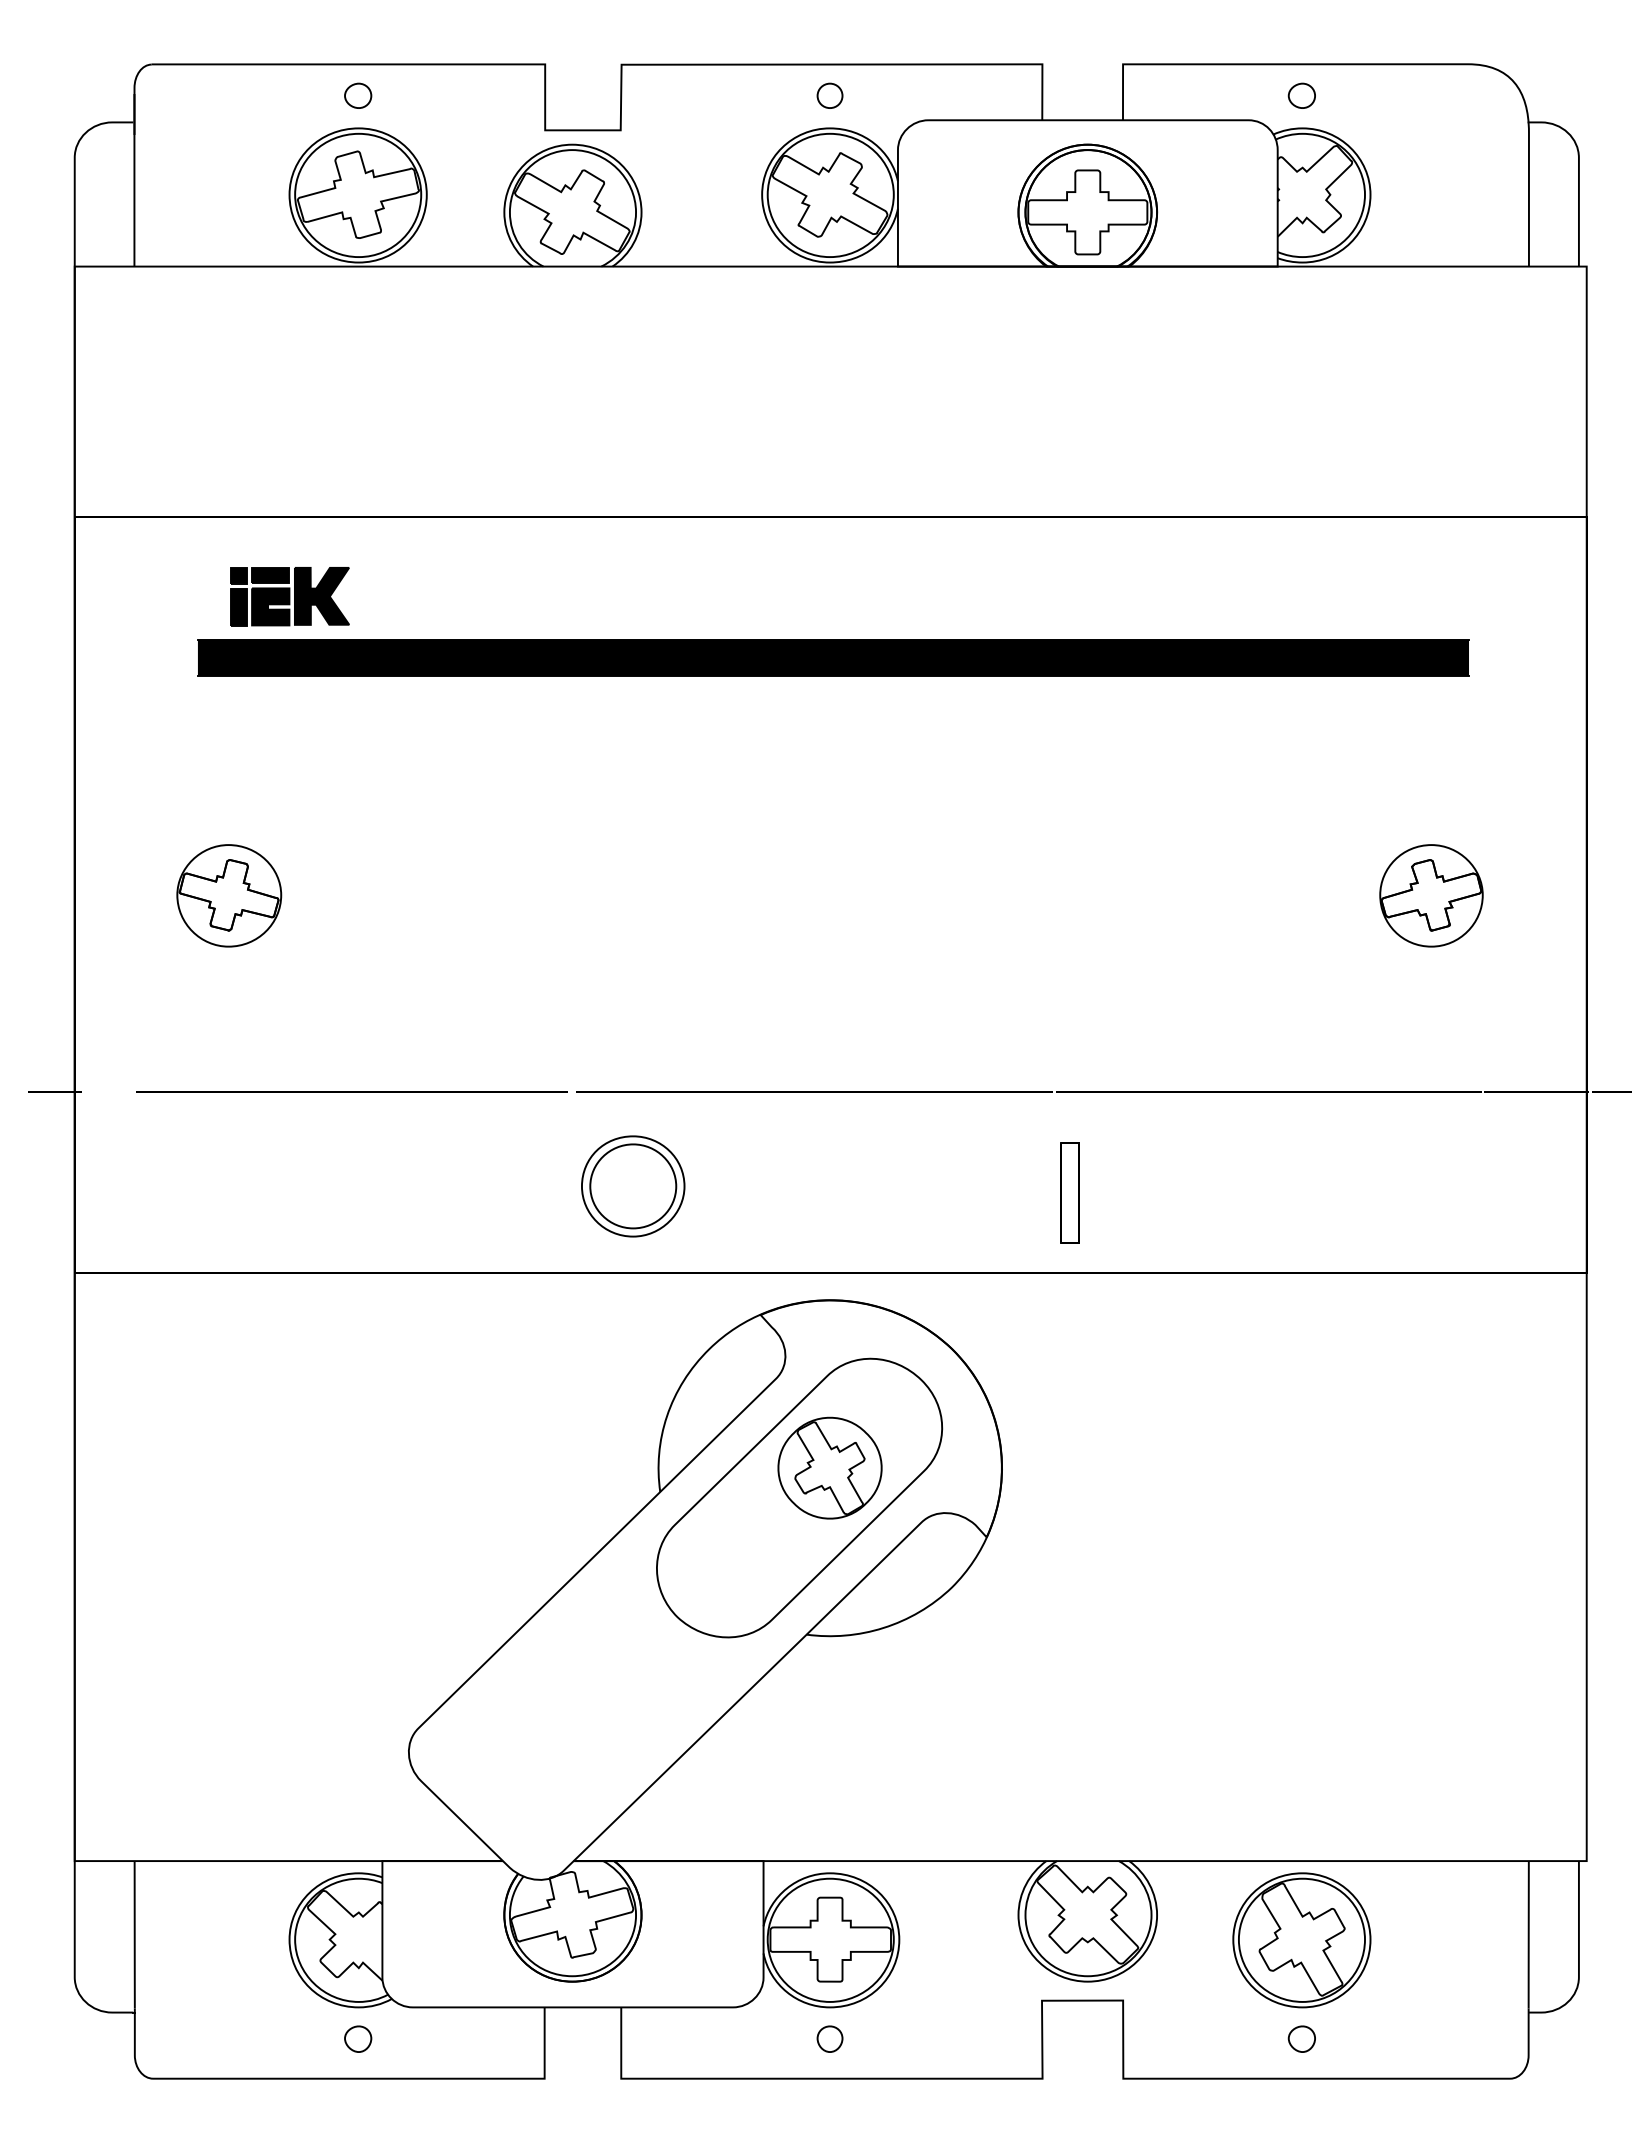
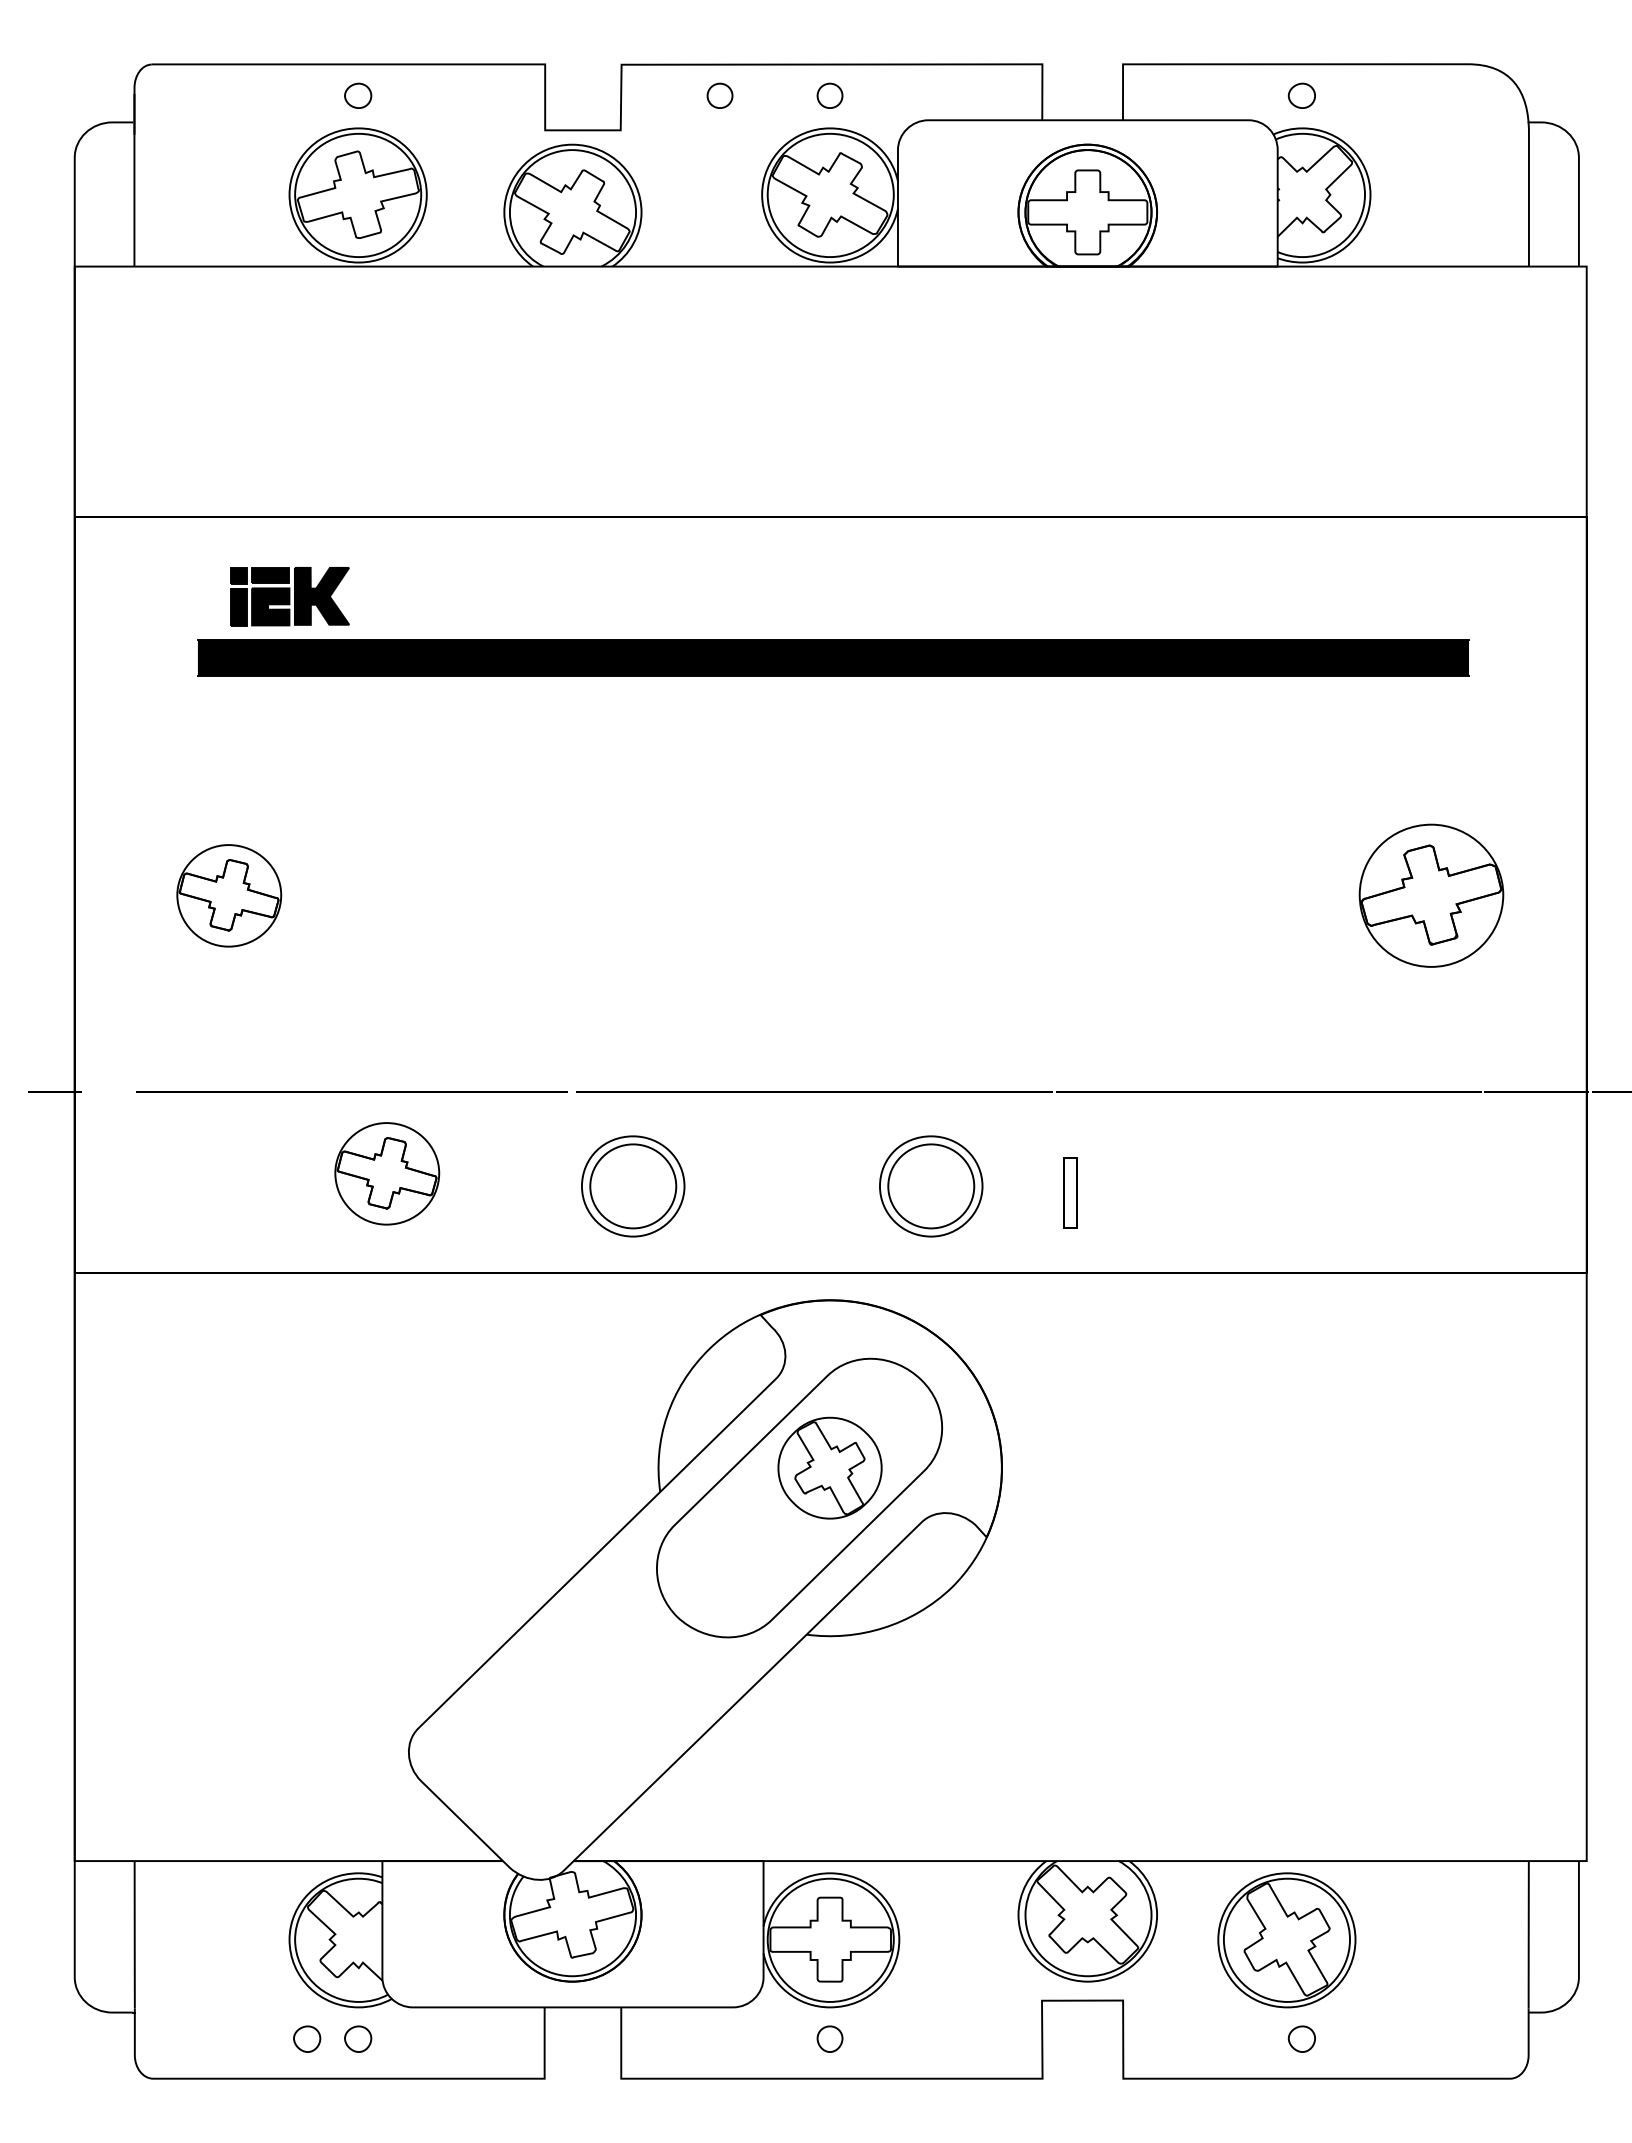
part: none -> present (719, 95)
part size: 105x104 px -> 147x145 px (1431, 895)
part: none -> present (387, 1173)
part: none -> present (931, 1186)
part size: 20x102 px -> 15x72 px (1070, 1192)
part position: (1301, 1940) -> (1286, 1940) (1286, 1940)
part: none -> present (307, 2038)
